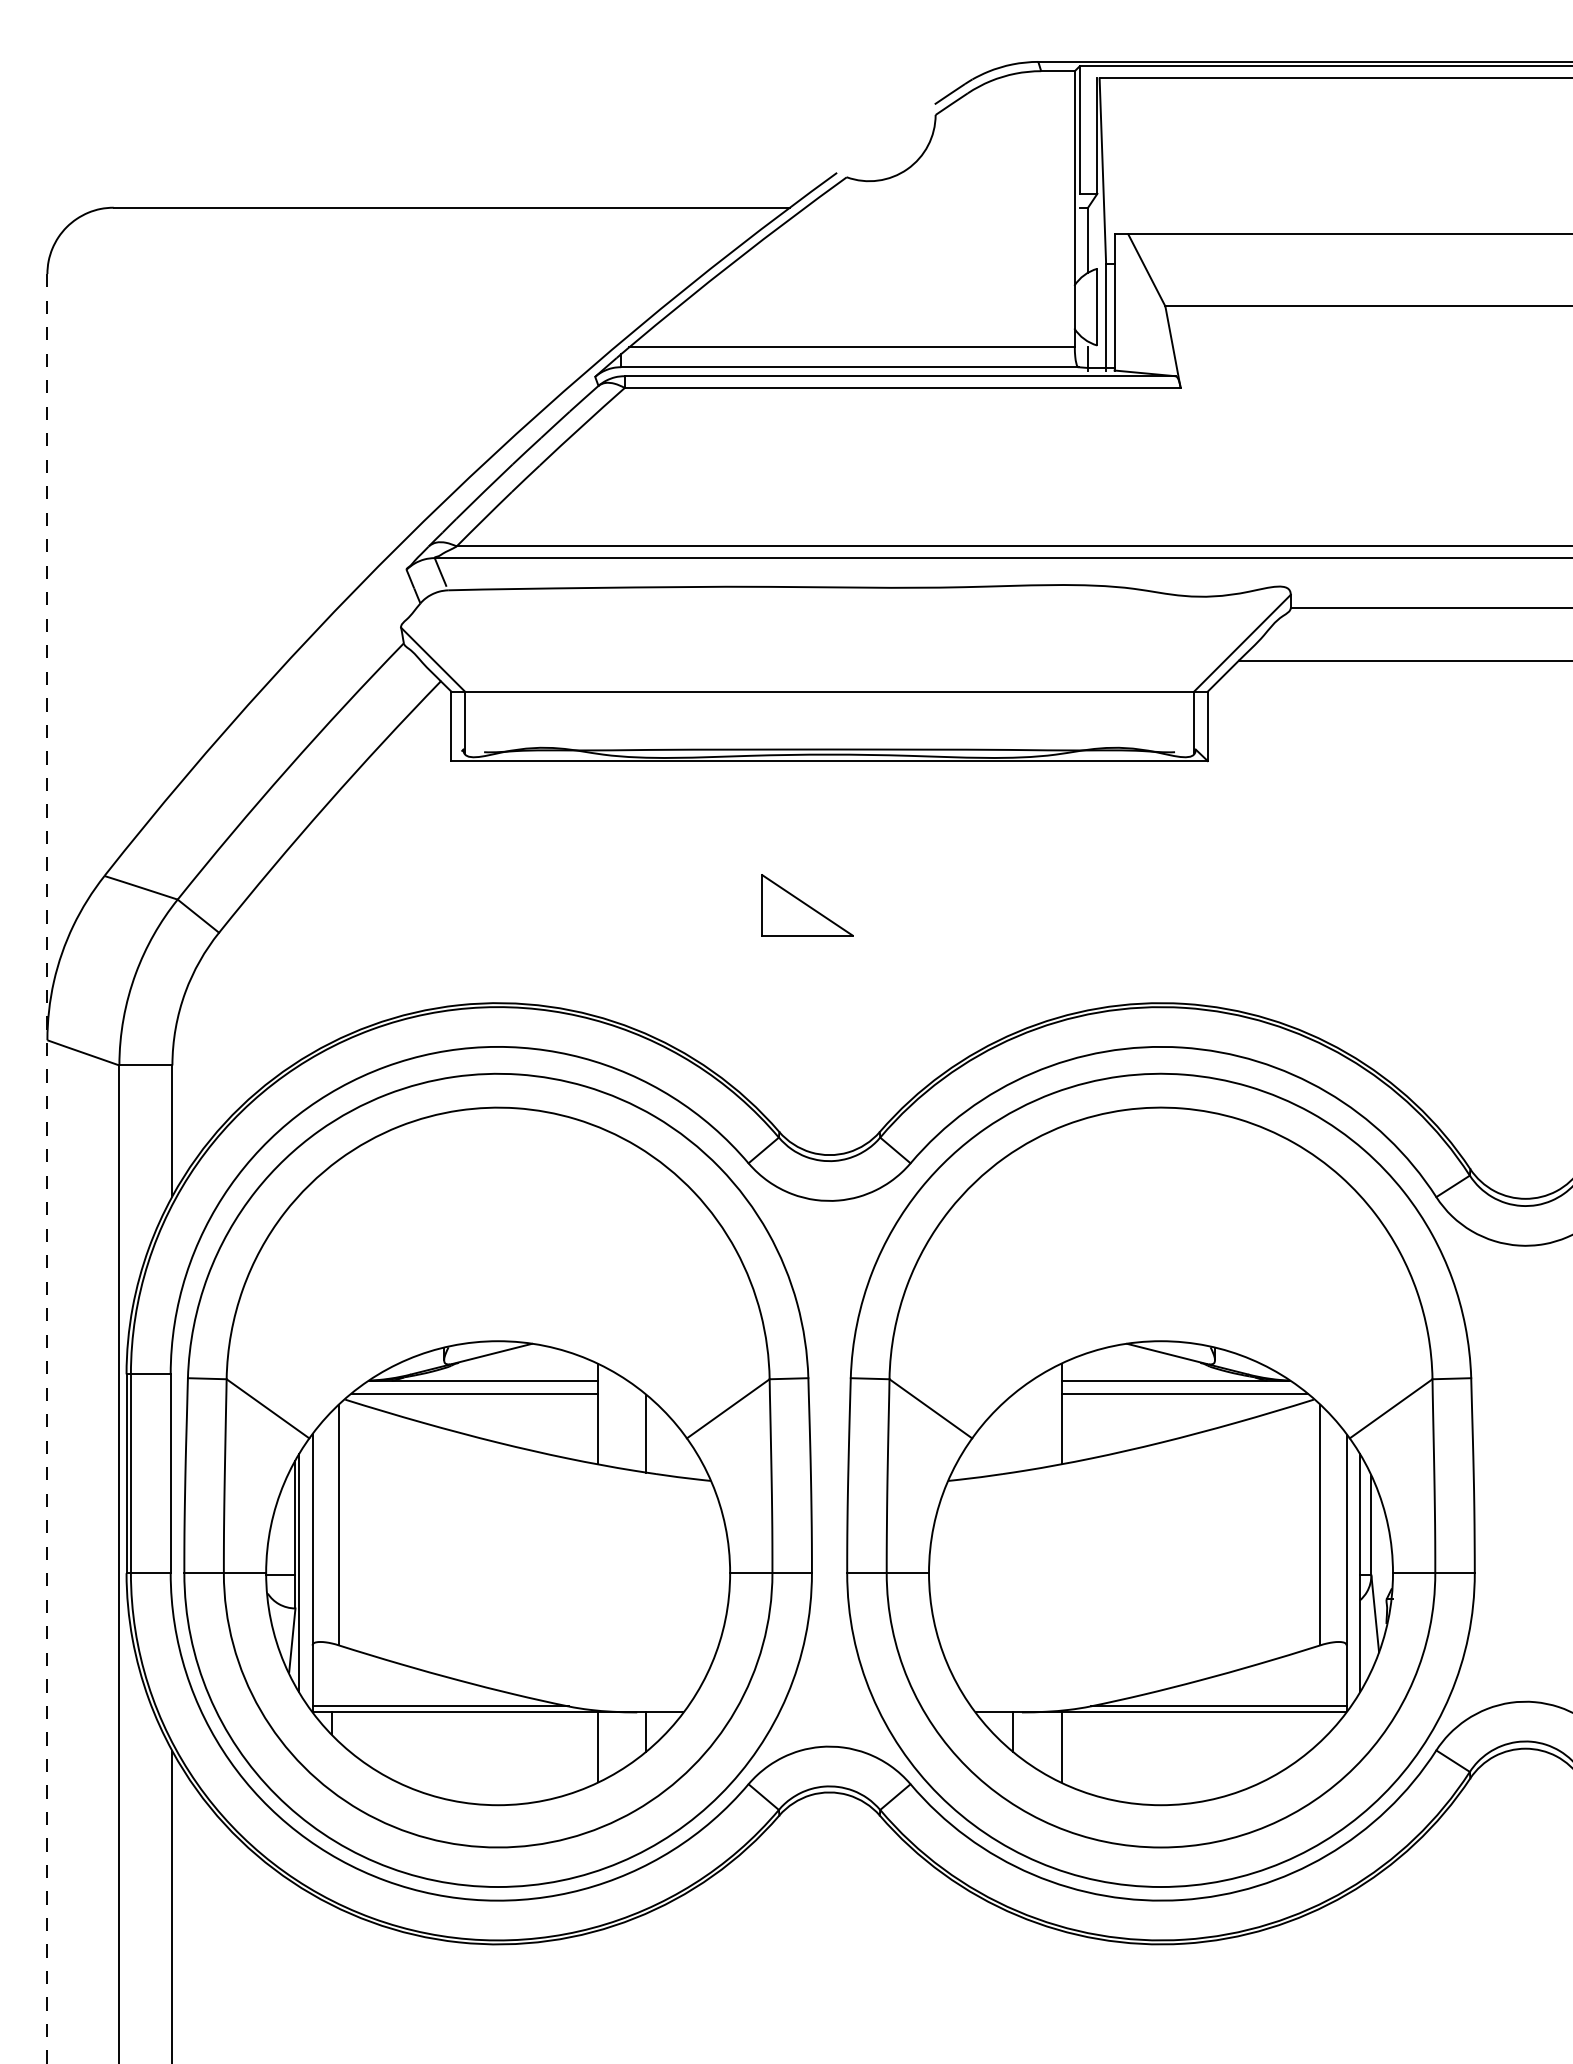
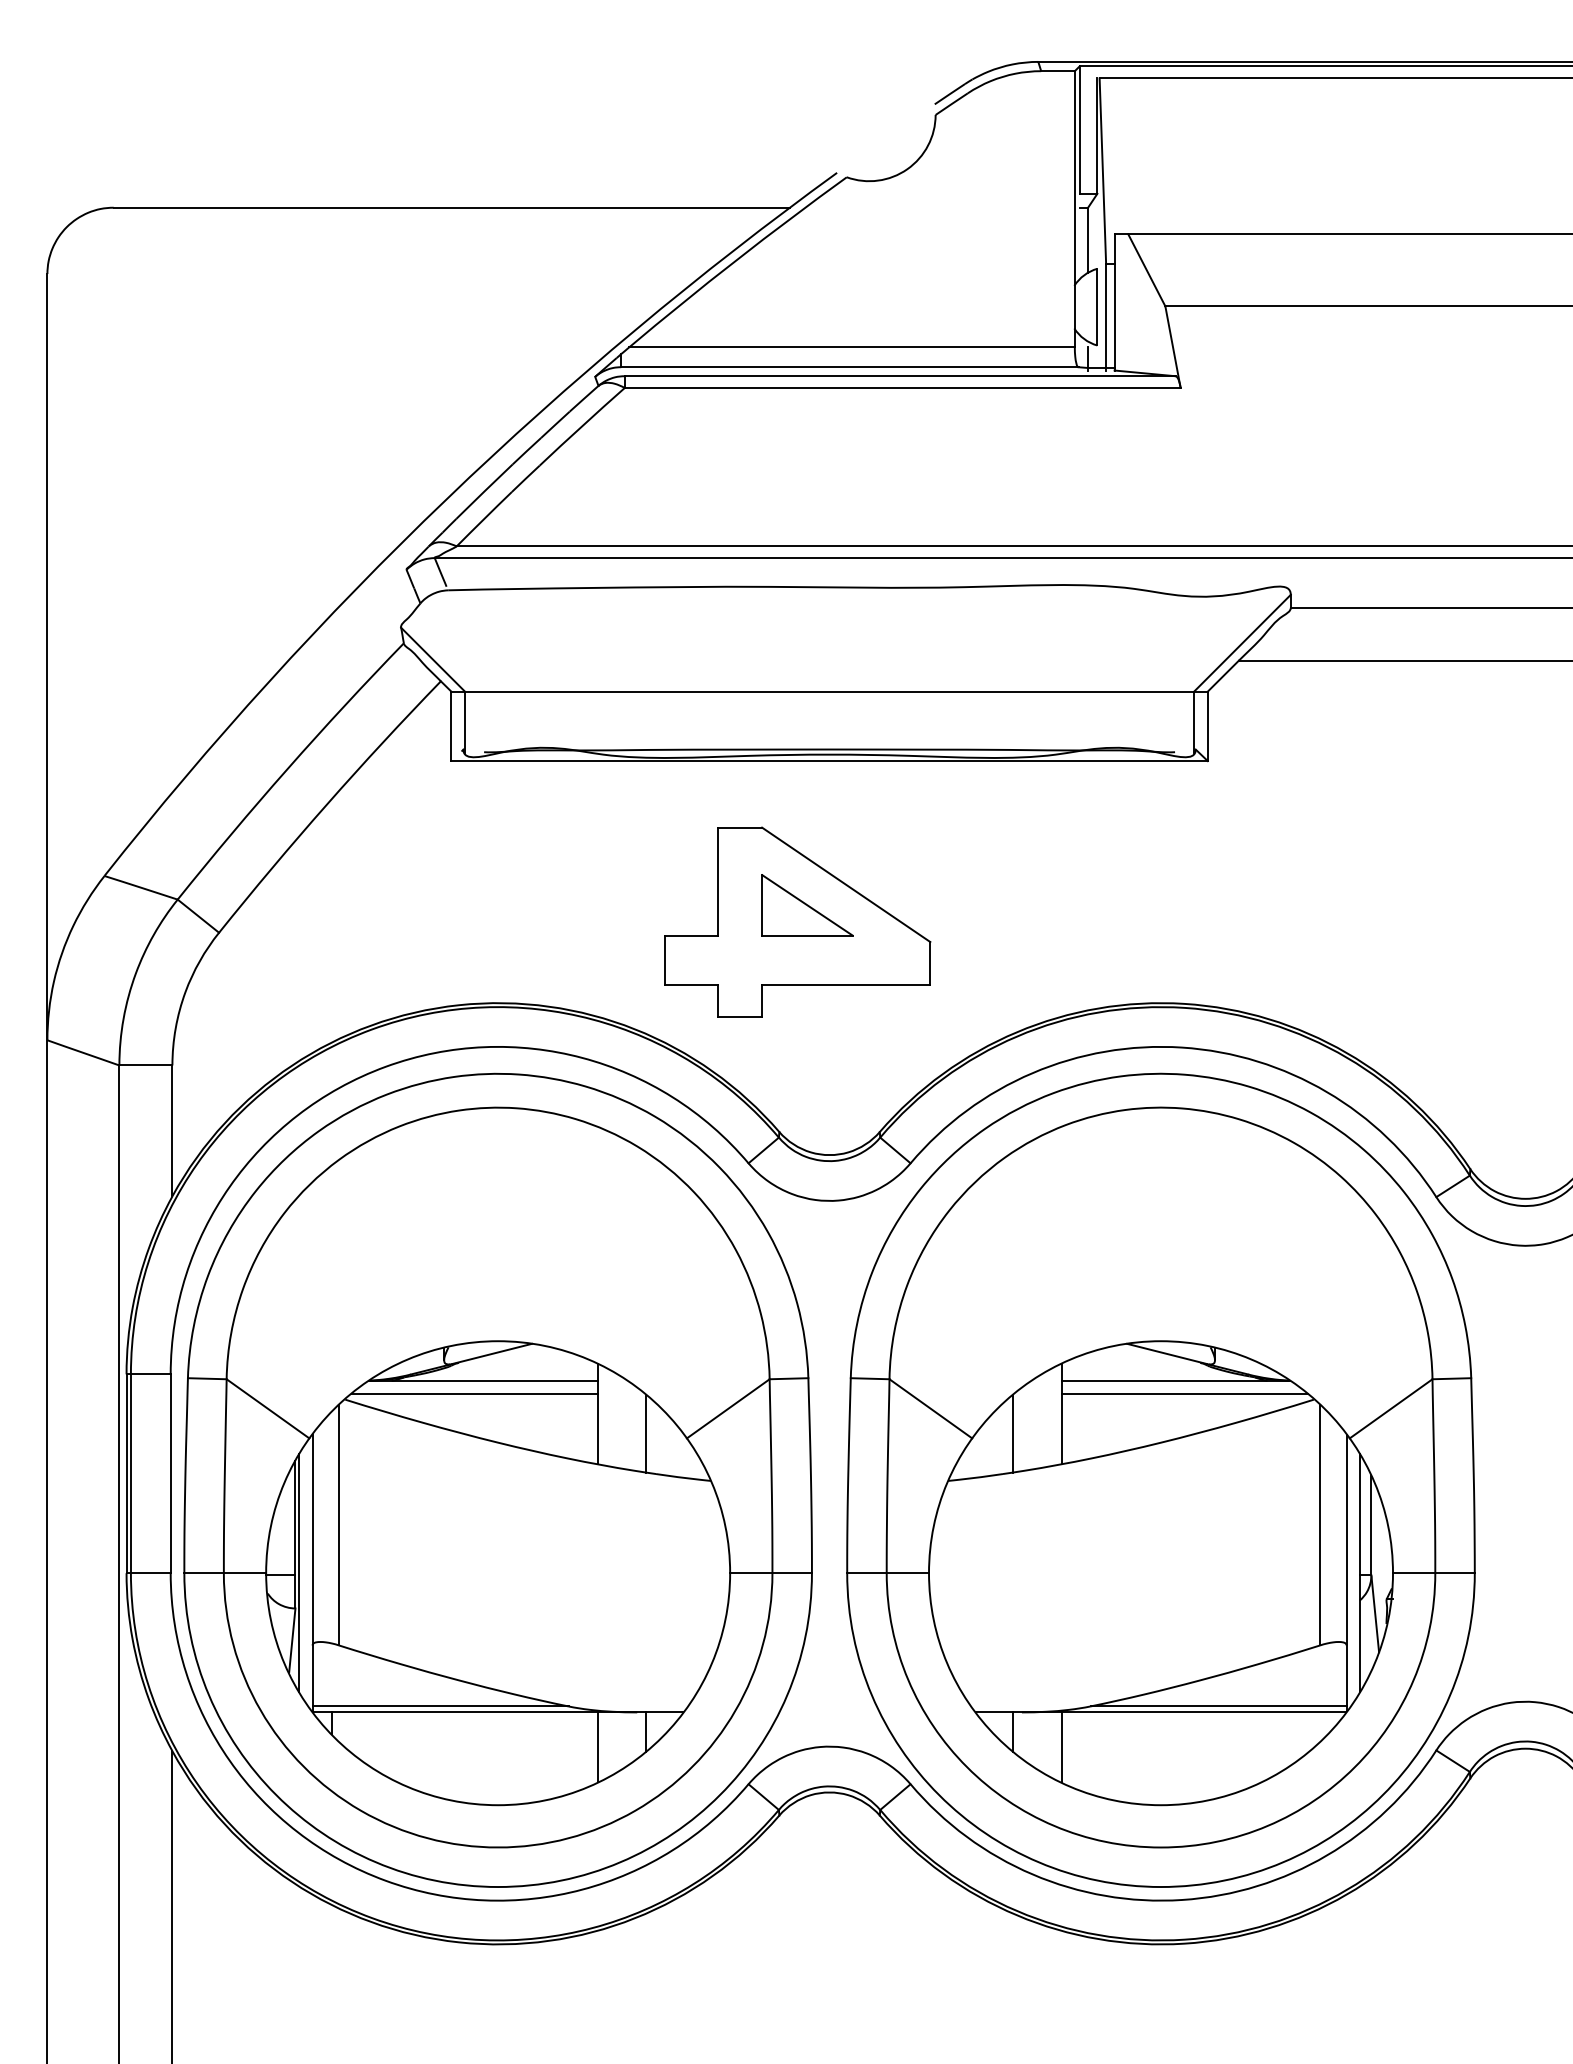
part: none -> present (797, 921)
line: dashed -> solid (47, 1168)
line: none -> present (1012, 1433)
